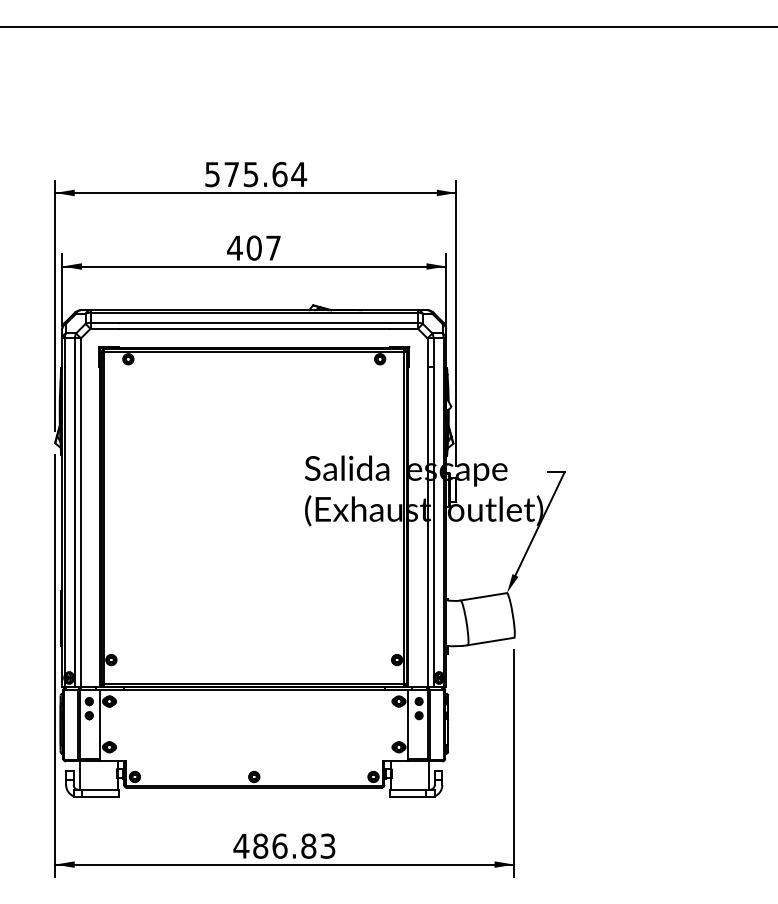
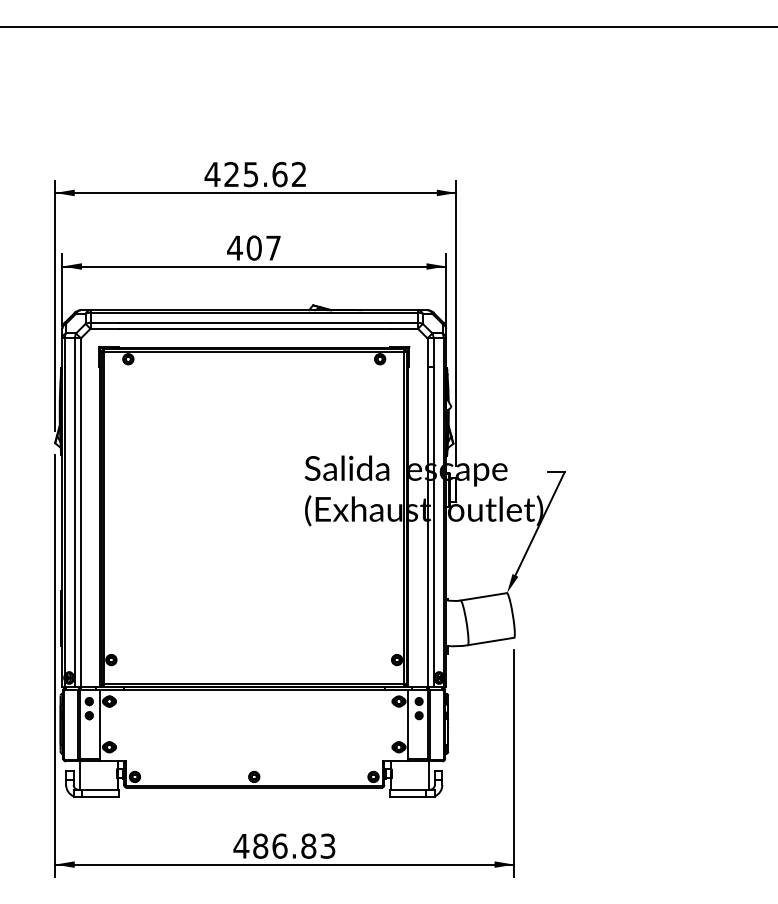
text: 575.64 -> 425.62 (255, 174)
